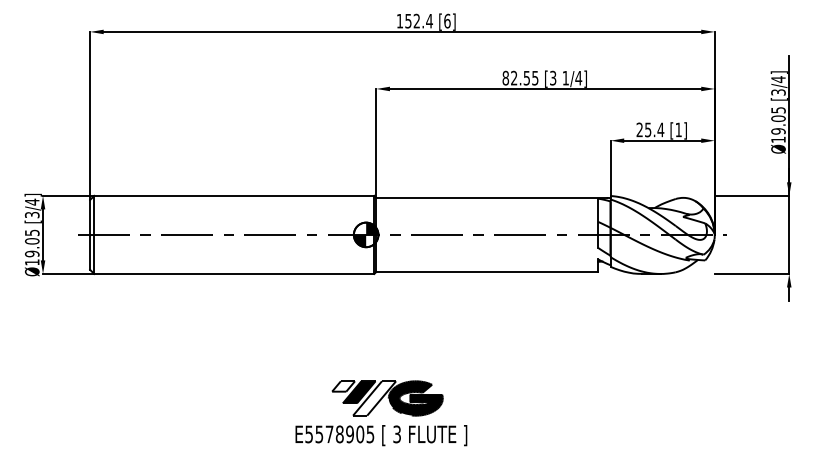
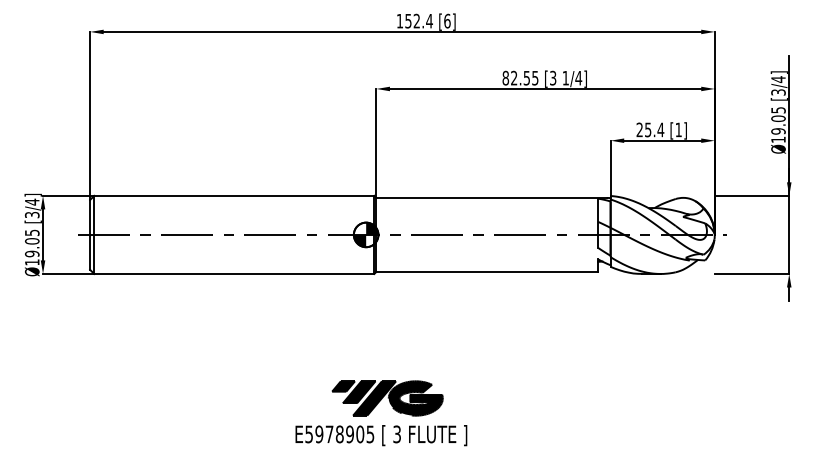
fill: none -> present (343, 386)
fill: none -> present (374, 398)
text: E5578905 -> E5978905 (319, 433)
